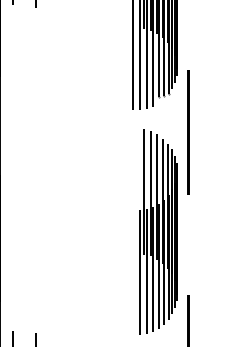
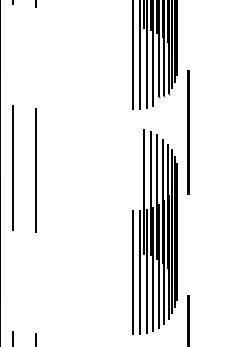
line: none -> present (12, 167)
line: none -> present (36, 170)
line: none -> present (133, 272)
